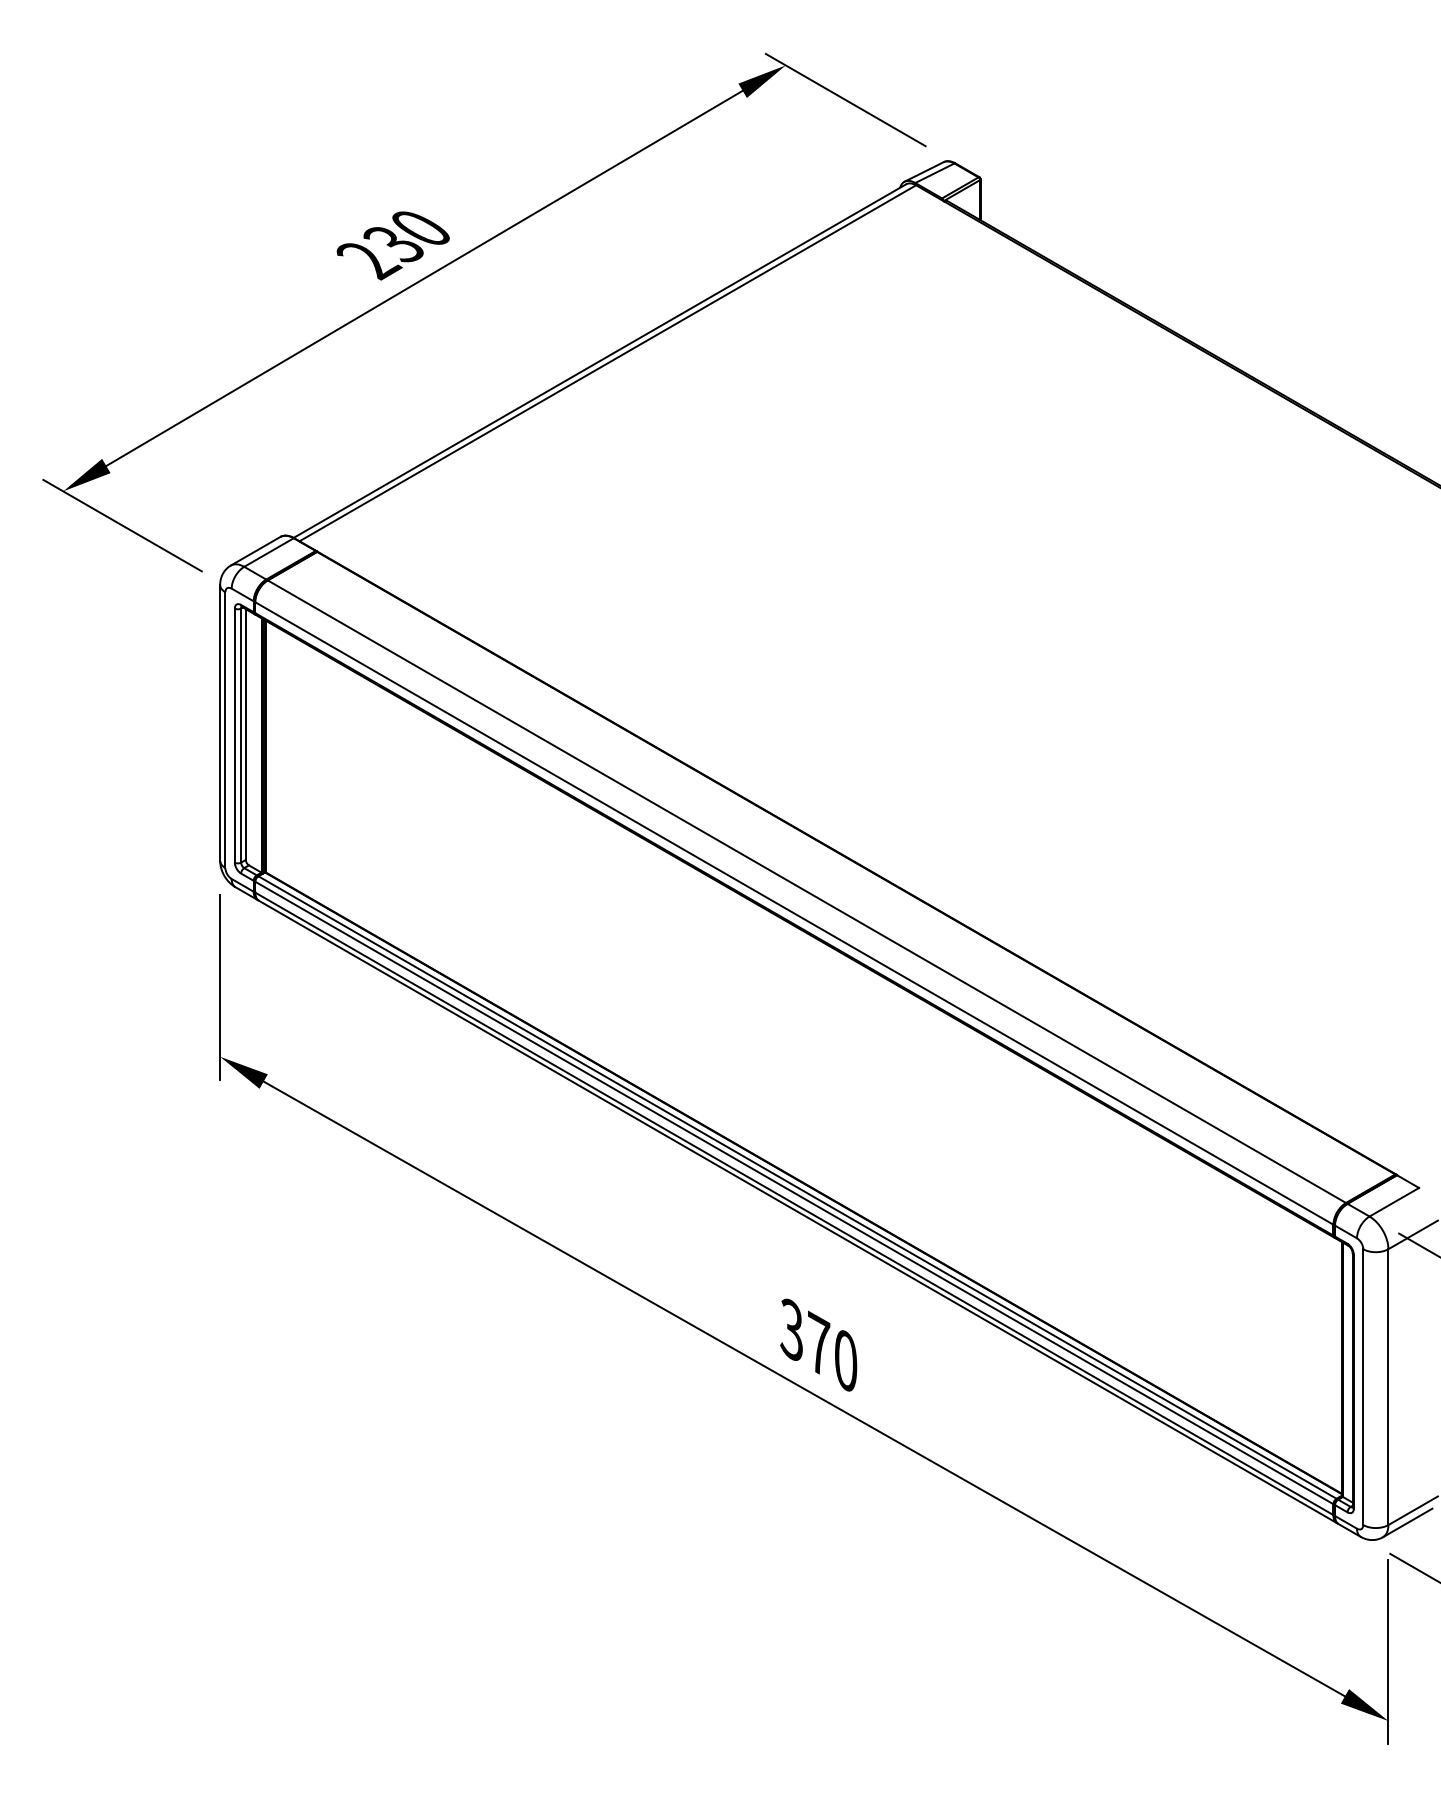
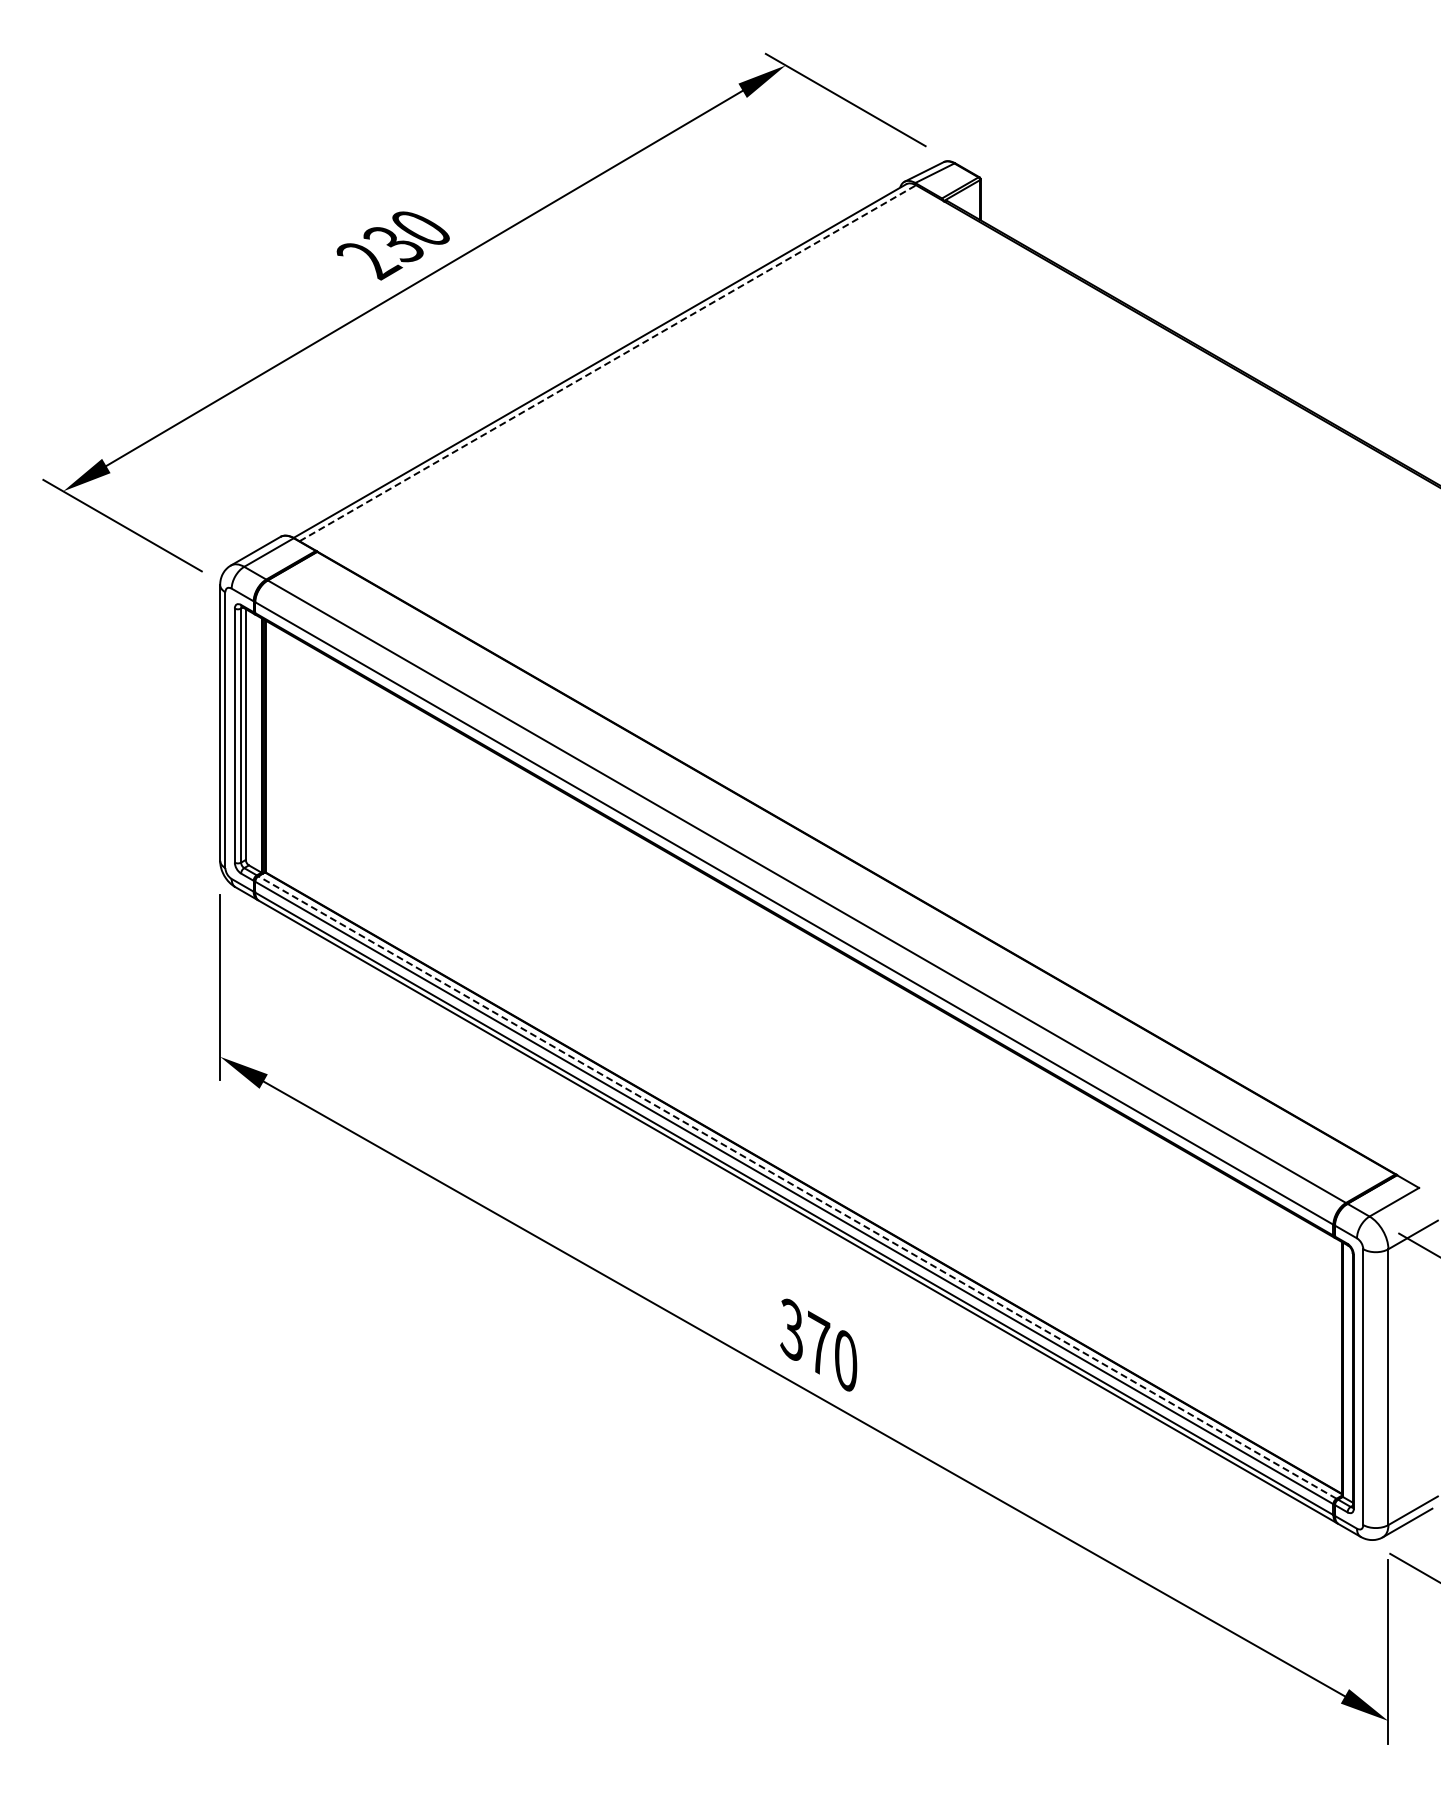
line: solid -> dashed (607, 363)
line: solid -> dashed (797, 1187)
